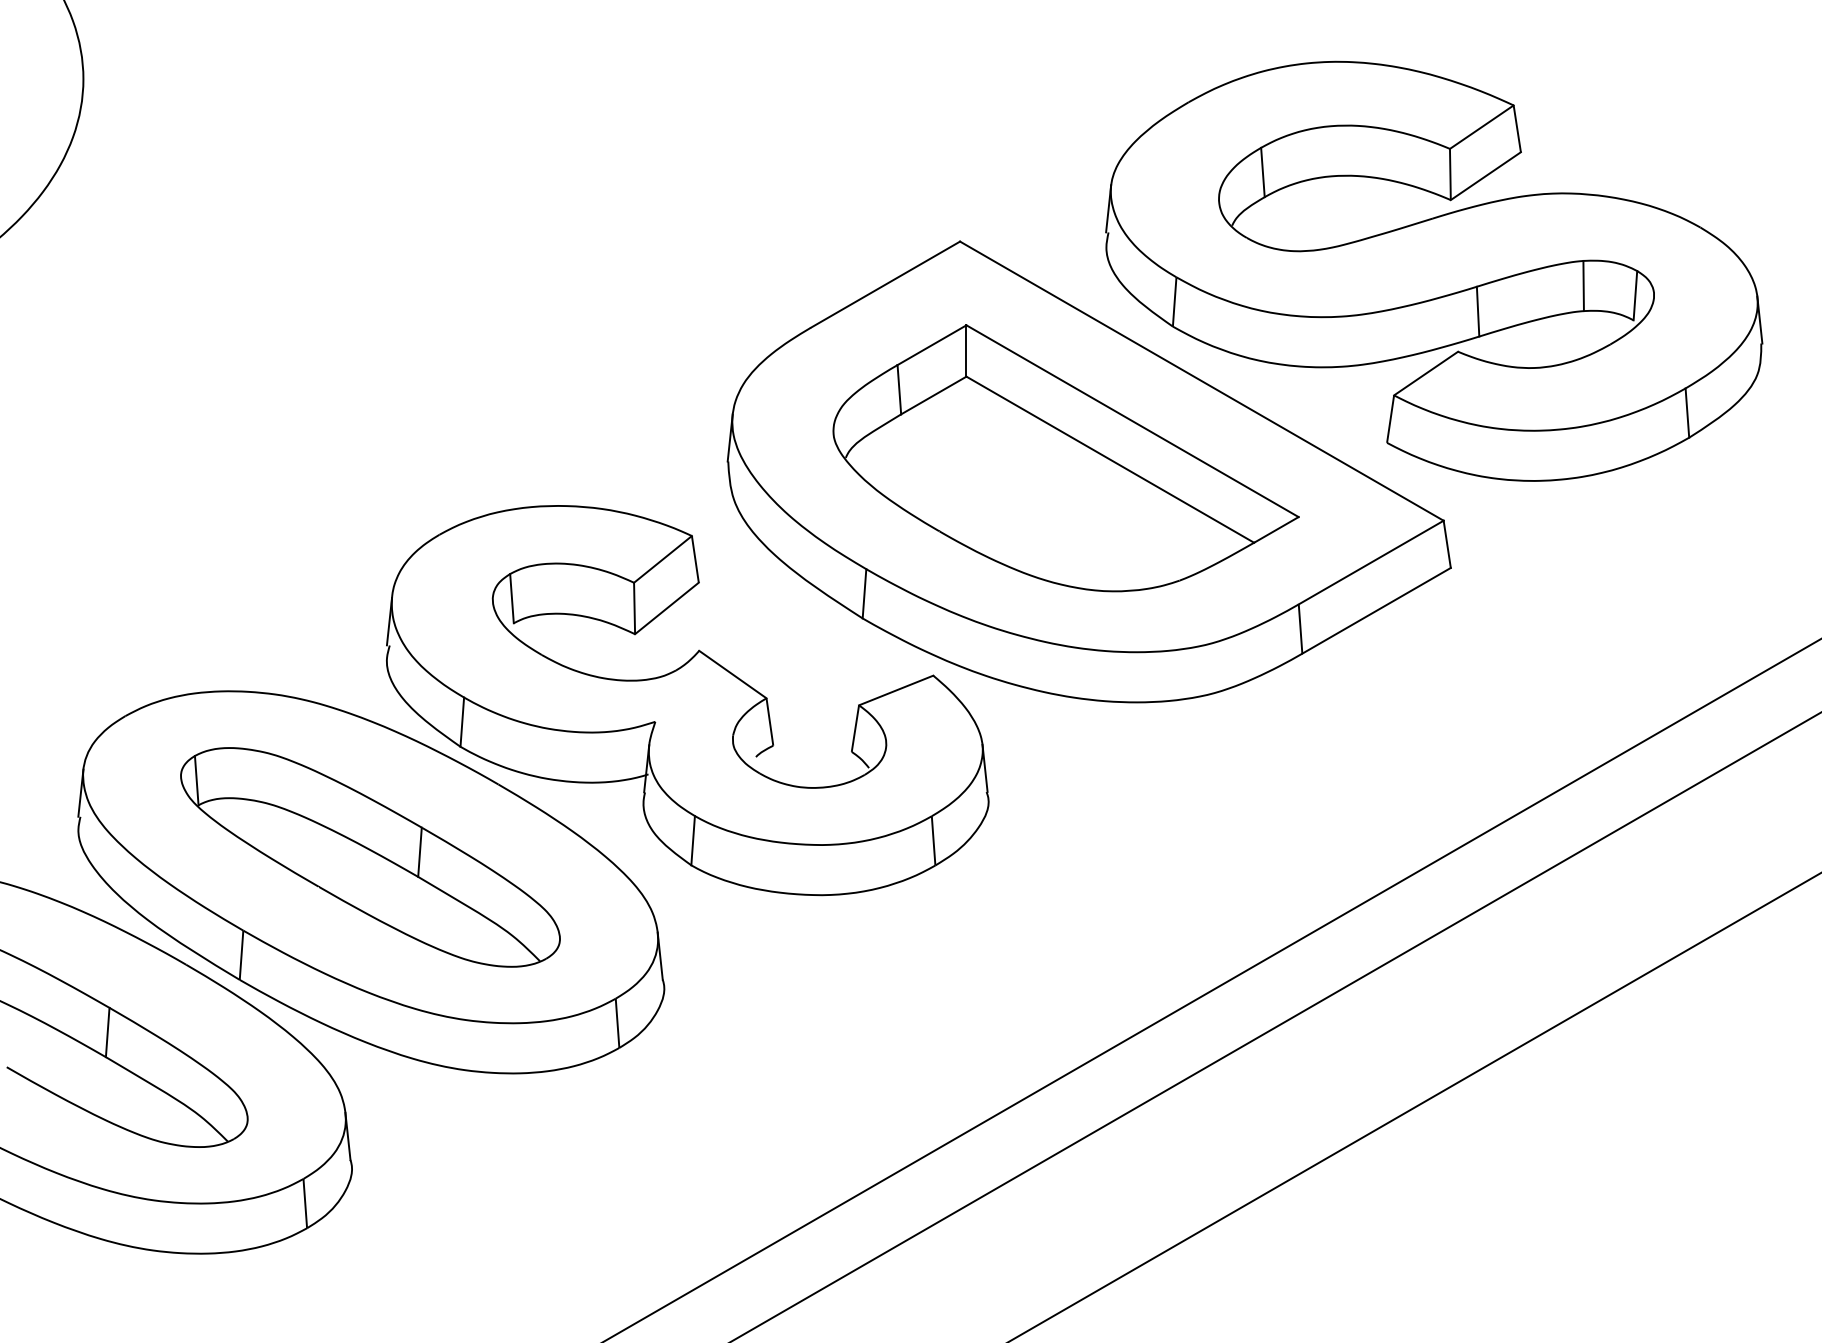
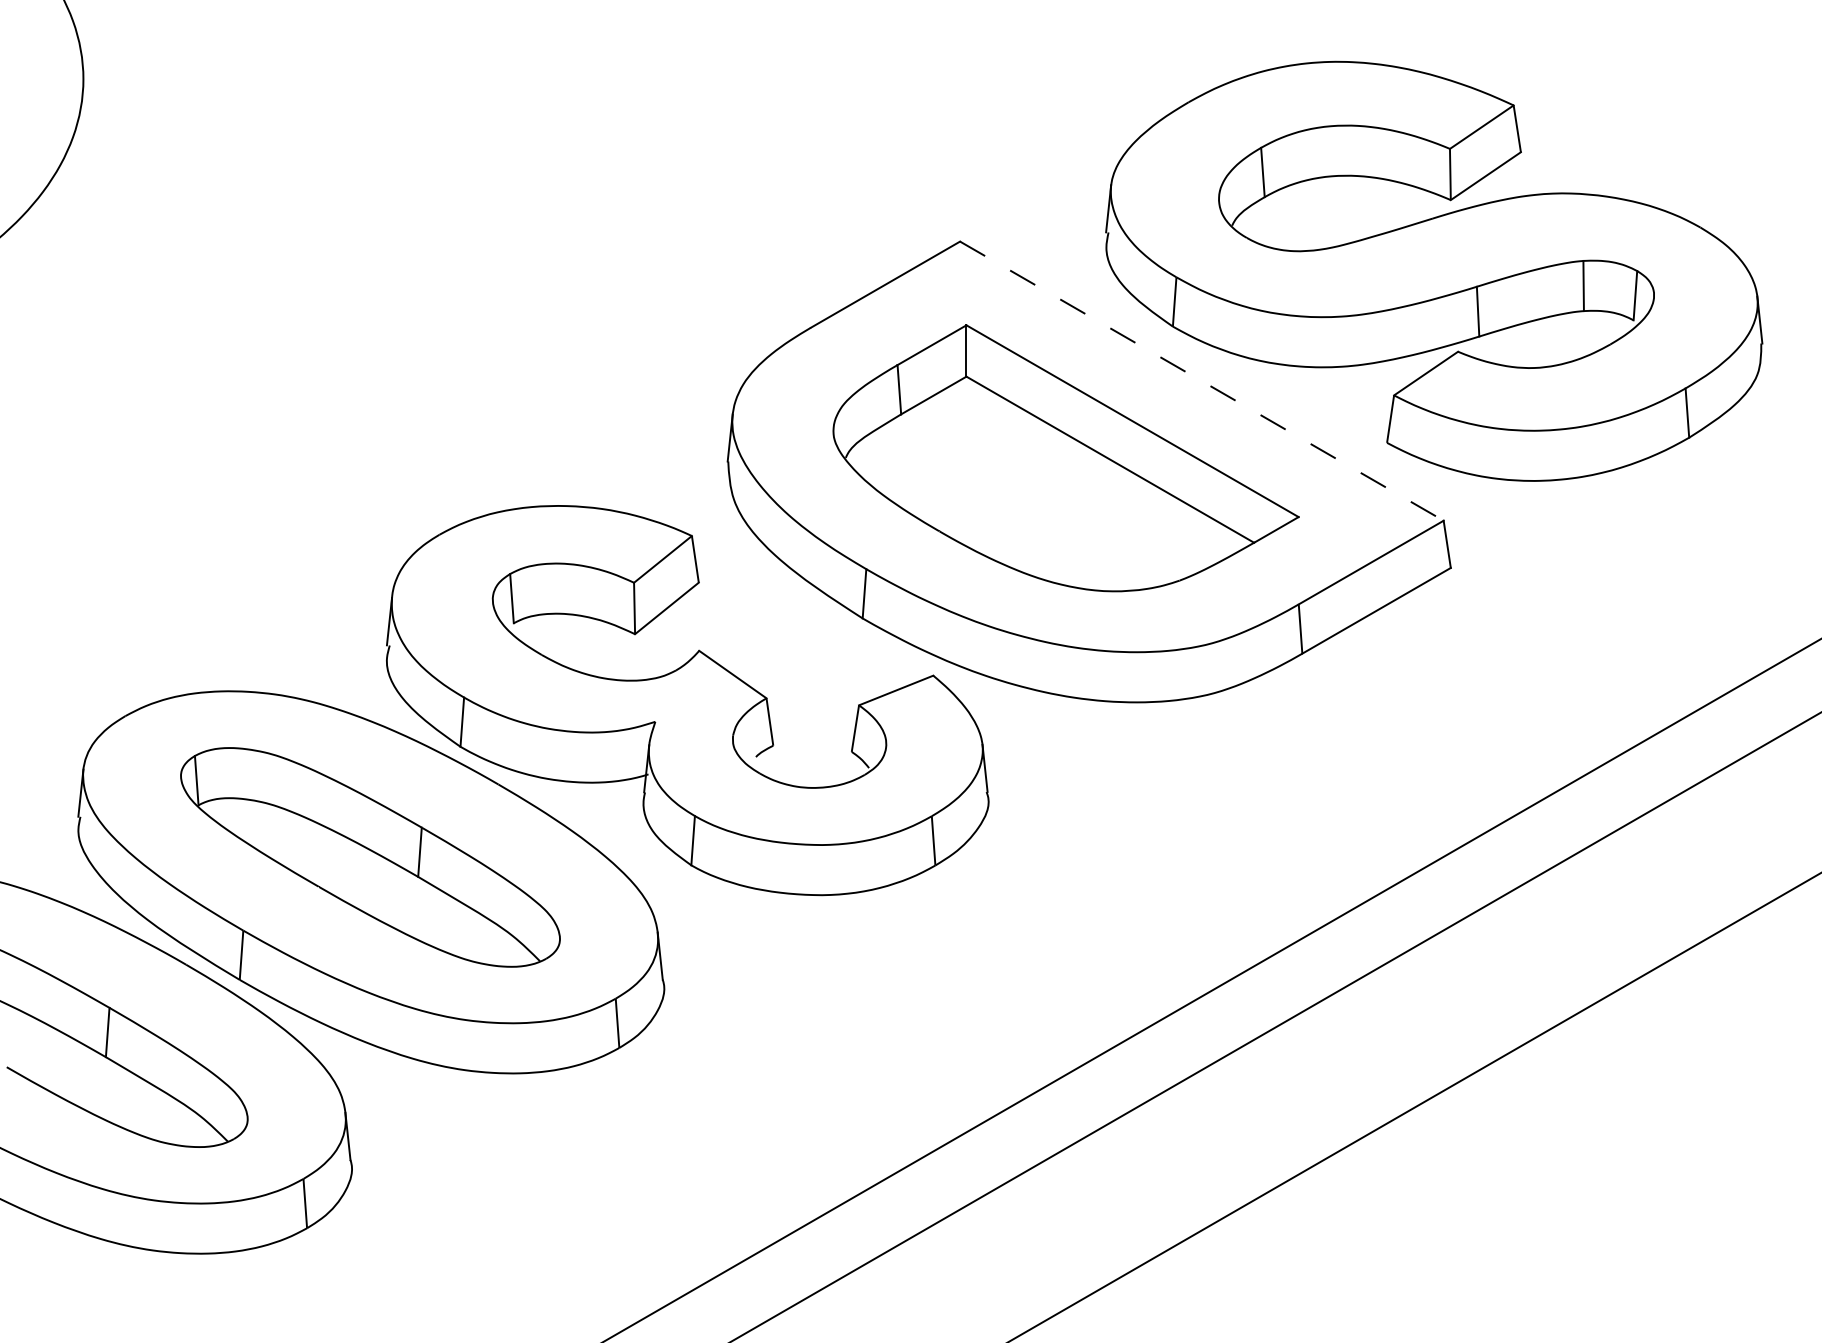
line: solid -> dashed (1202, 381)
